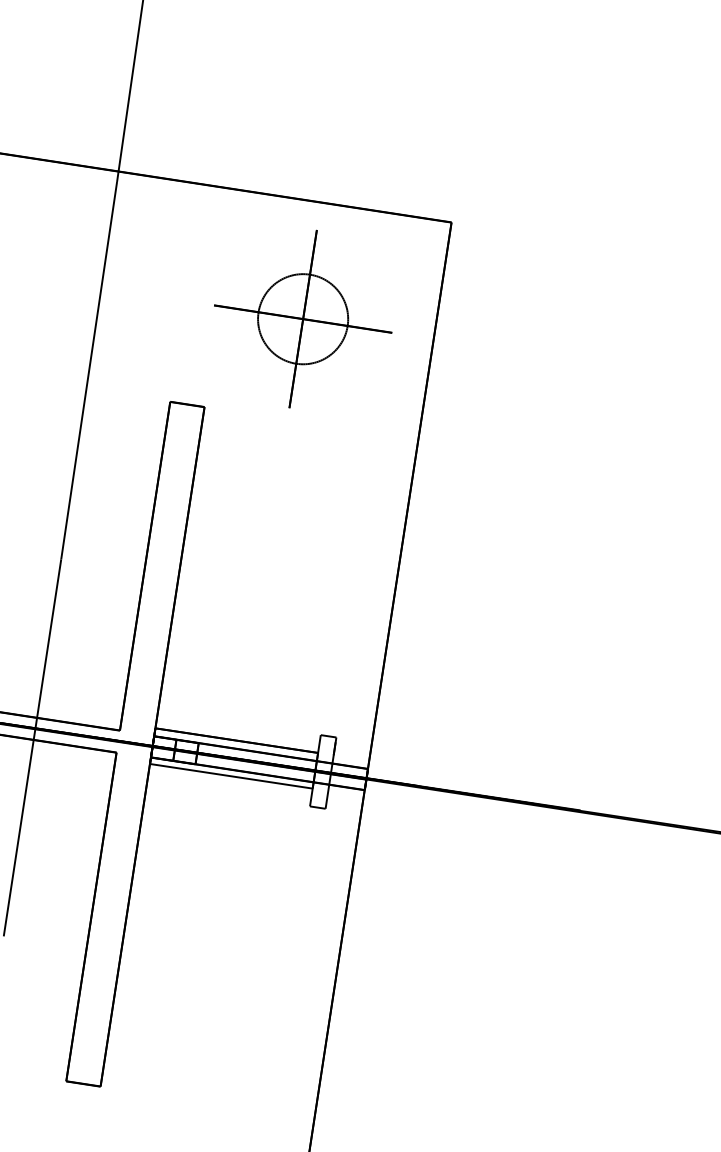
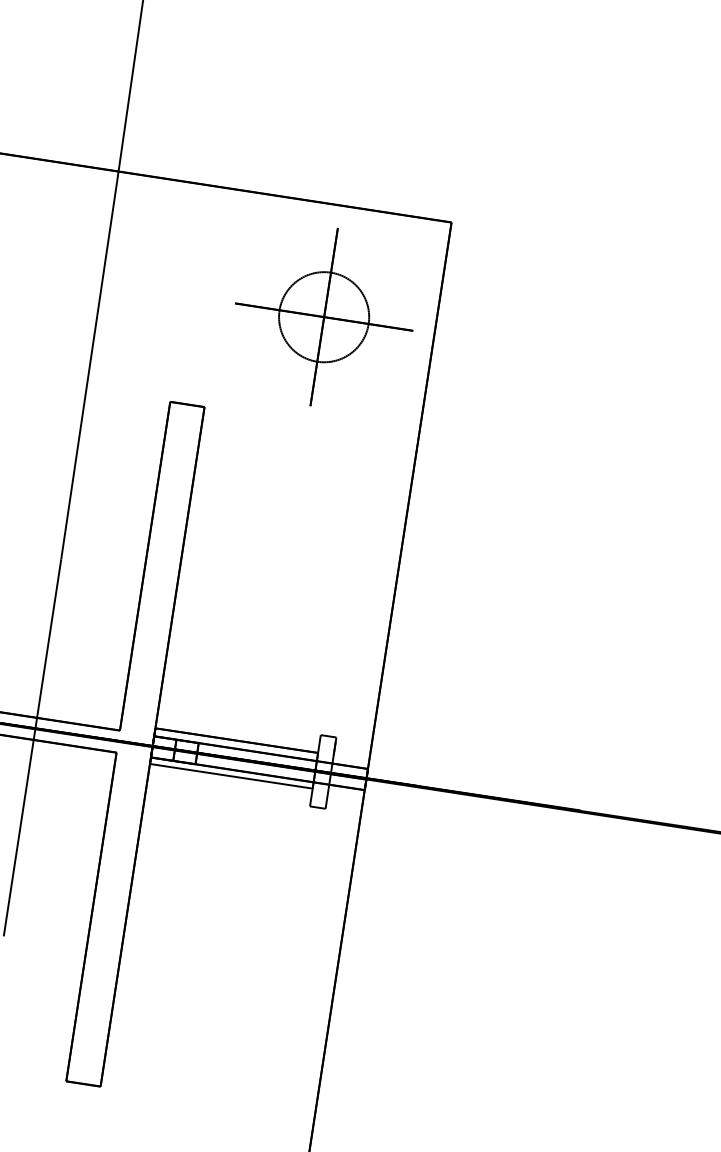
part position: (303, 318) -> (324, 316) (324, 316)
